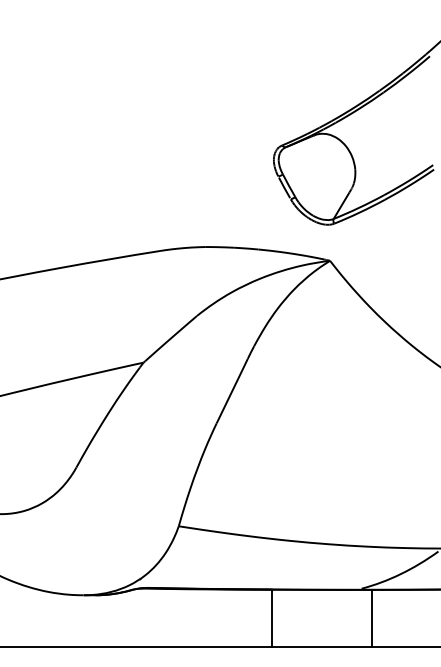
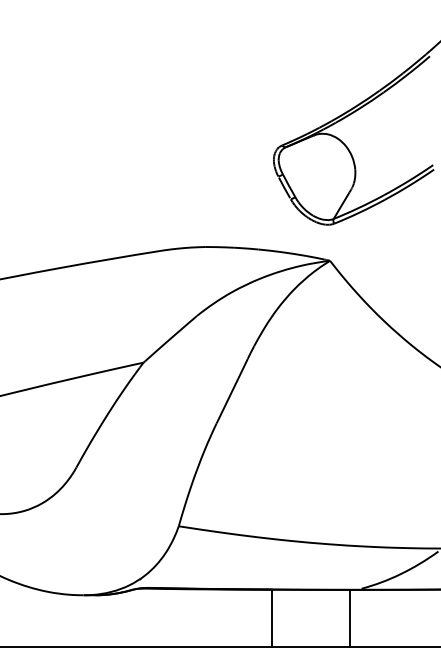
line position: (372, 617) -> (350, 617) (350, 617)
